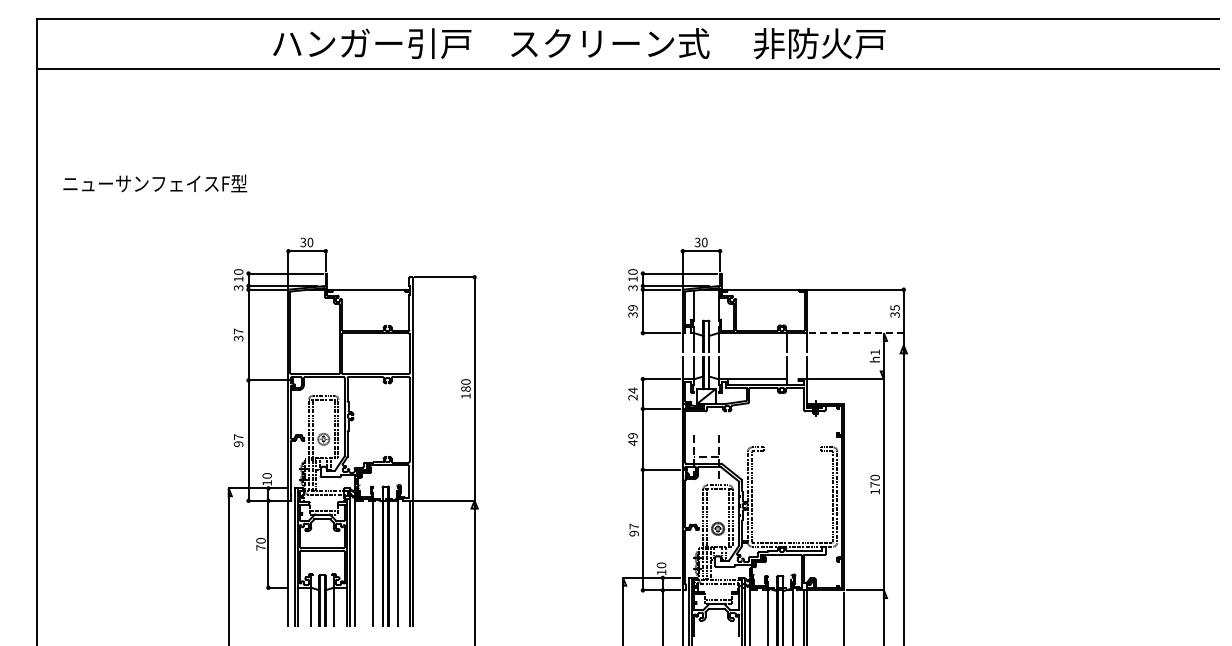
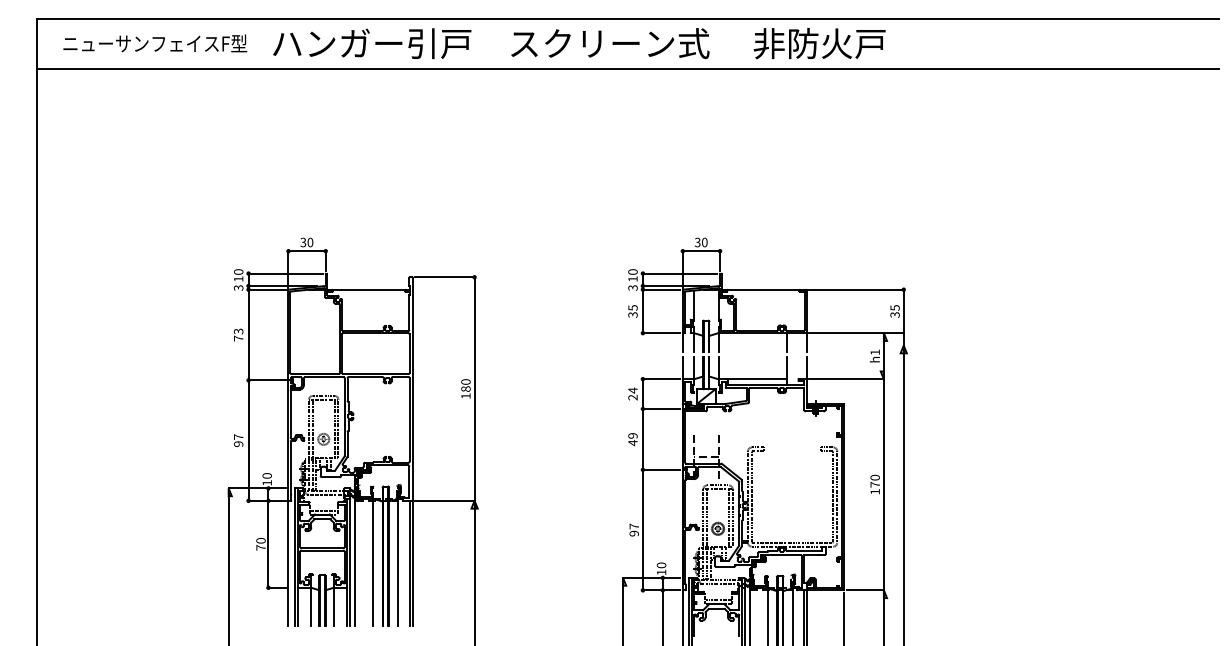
text position: (155, 183) -> (155, 43) (155, 43)
text: 39 -> 35 (632, 307)
line: dashed -> solid (857, 333)
text: 37 -> 73 (238, 334)
